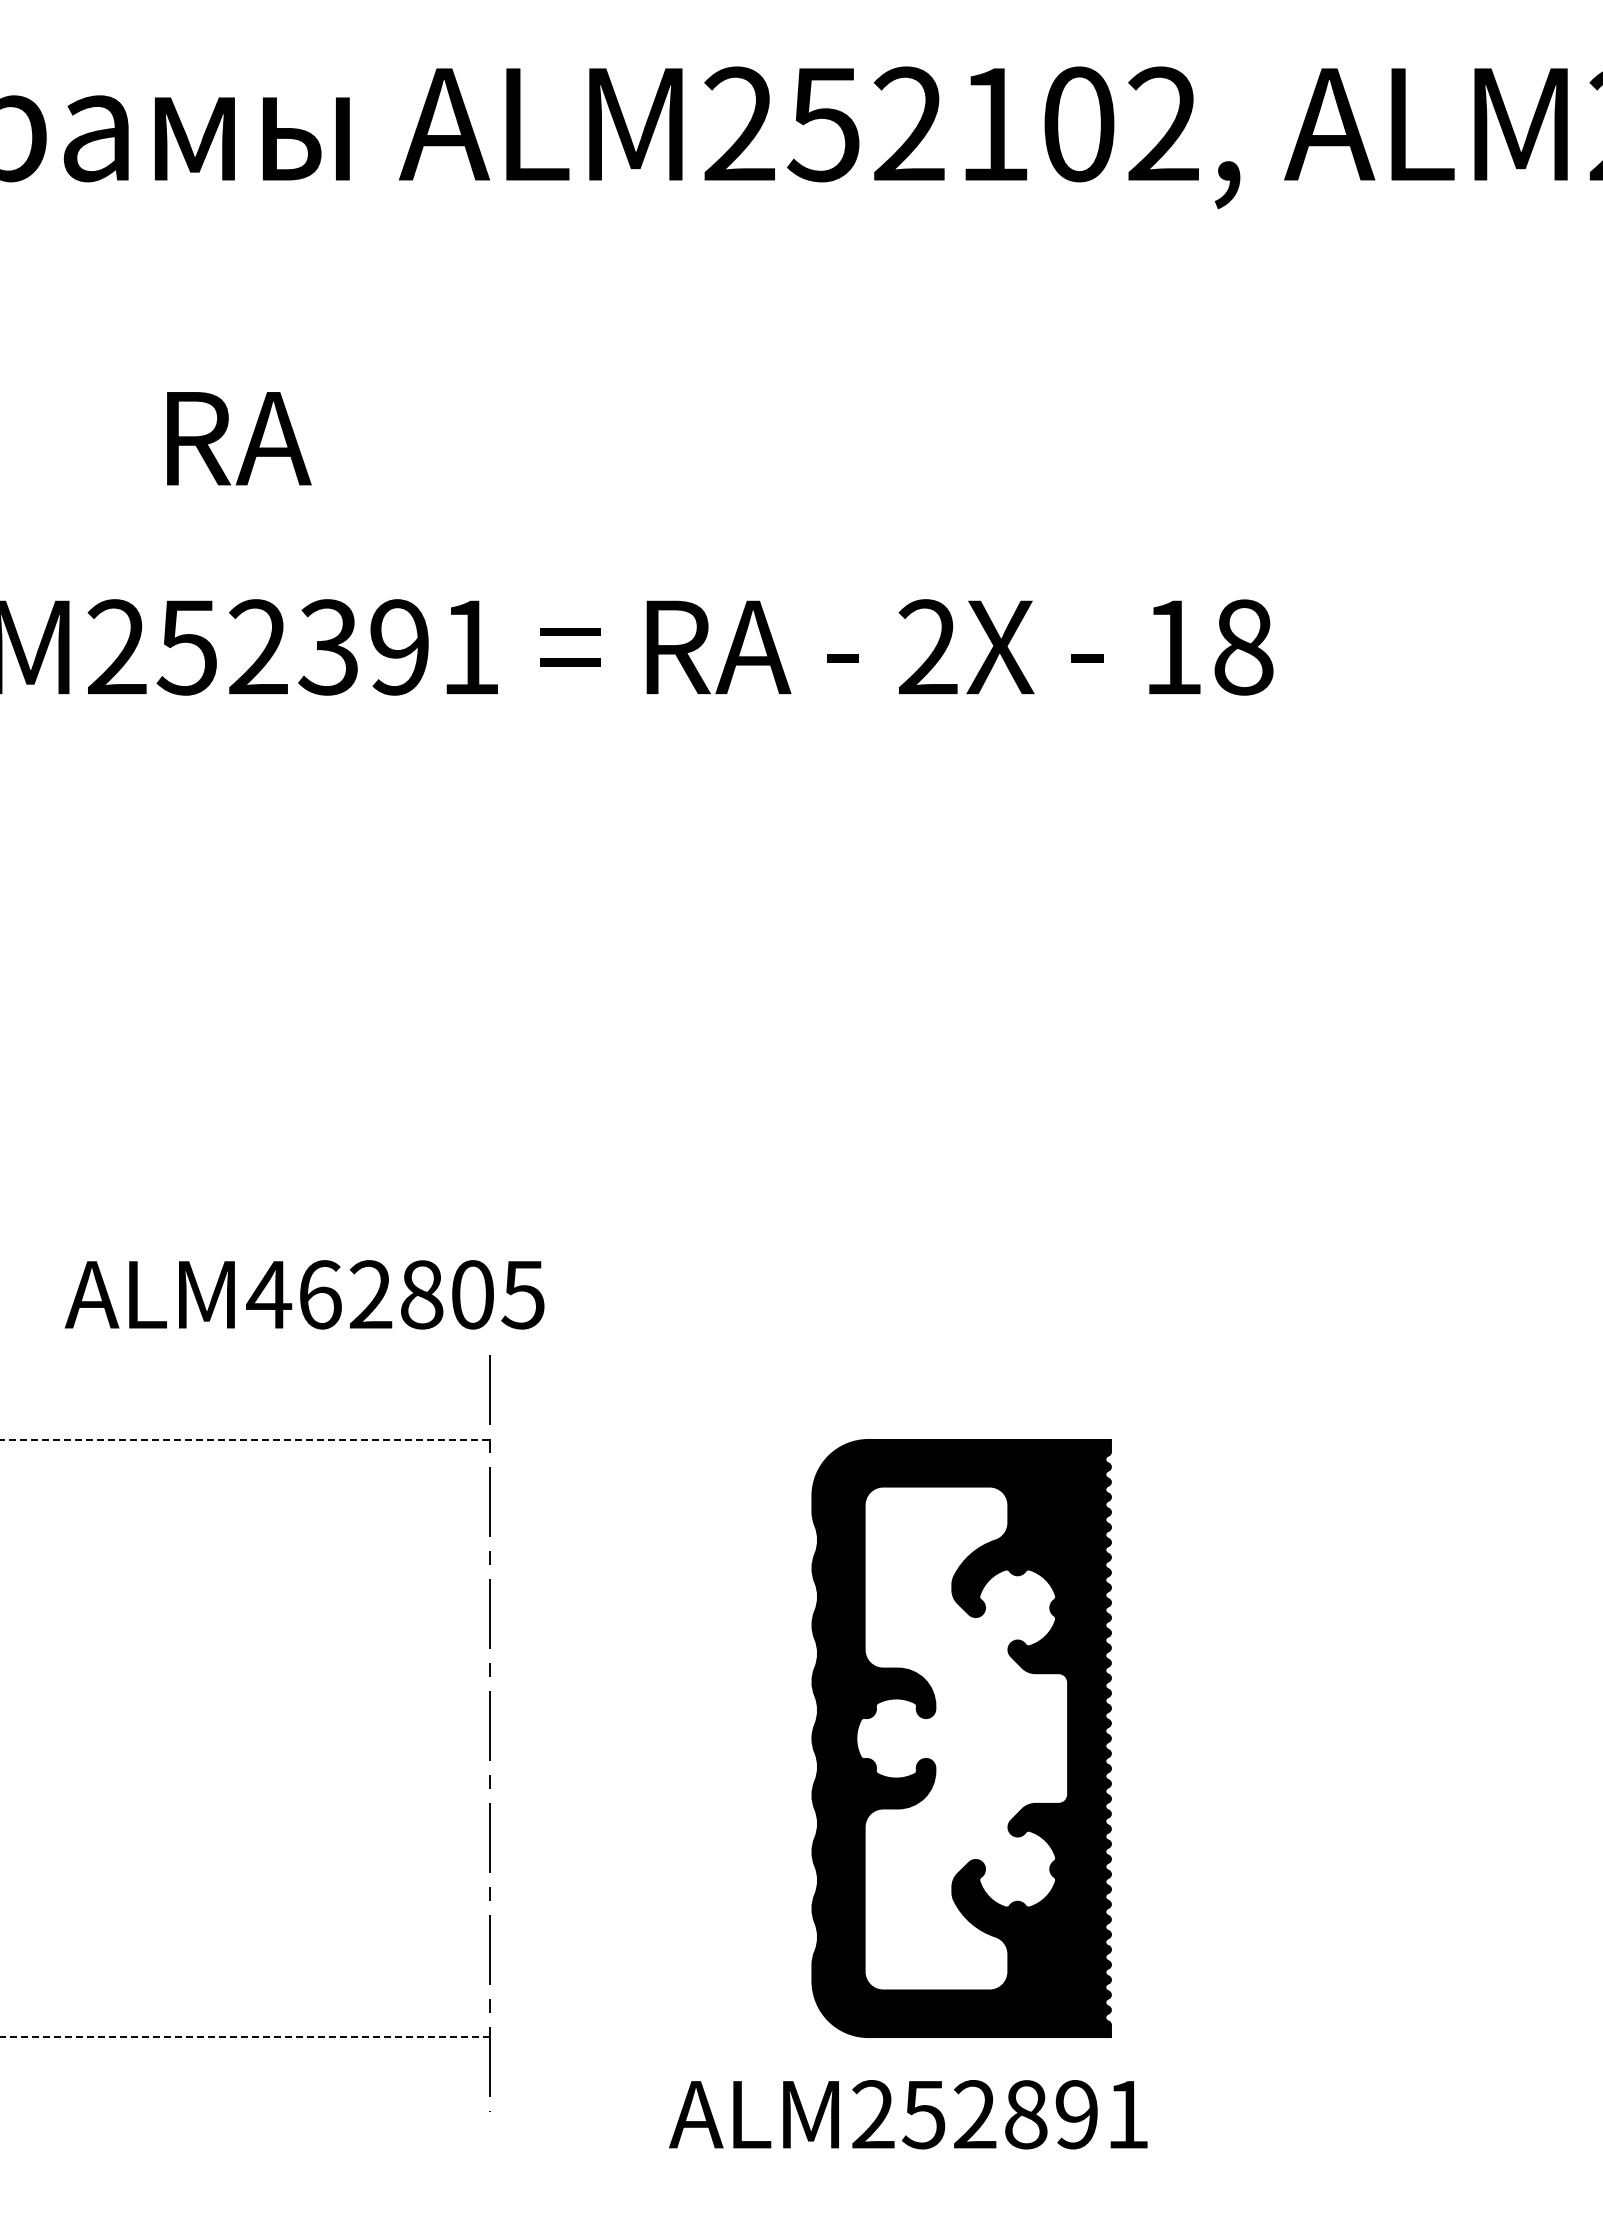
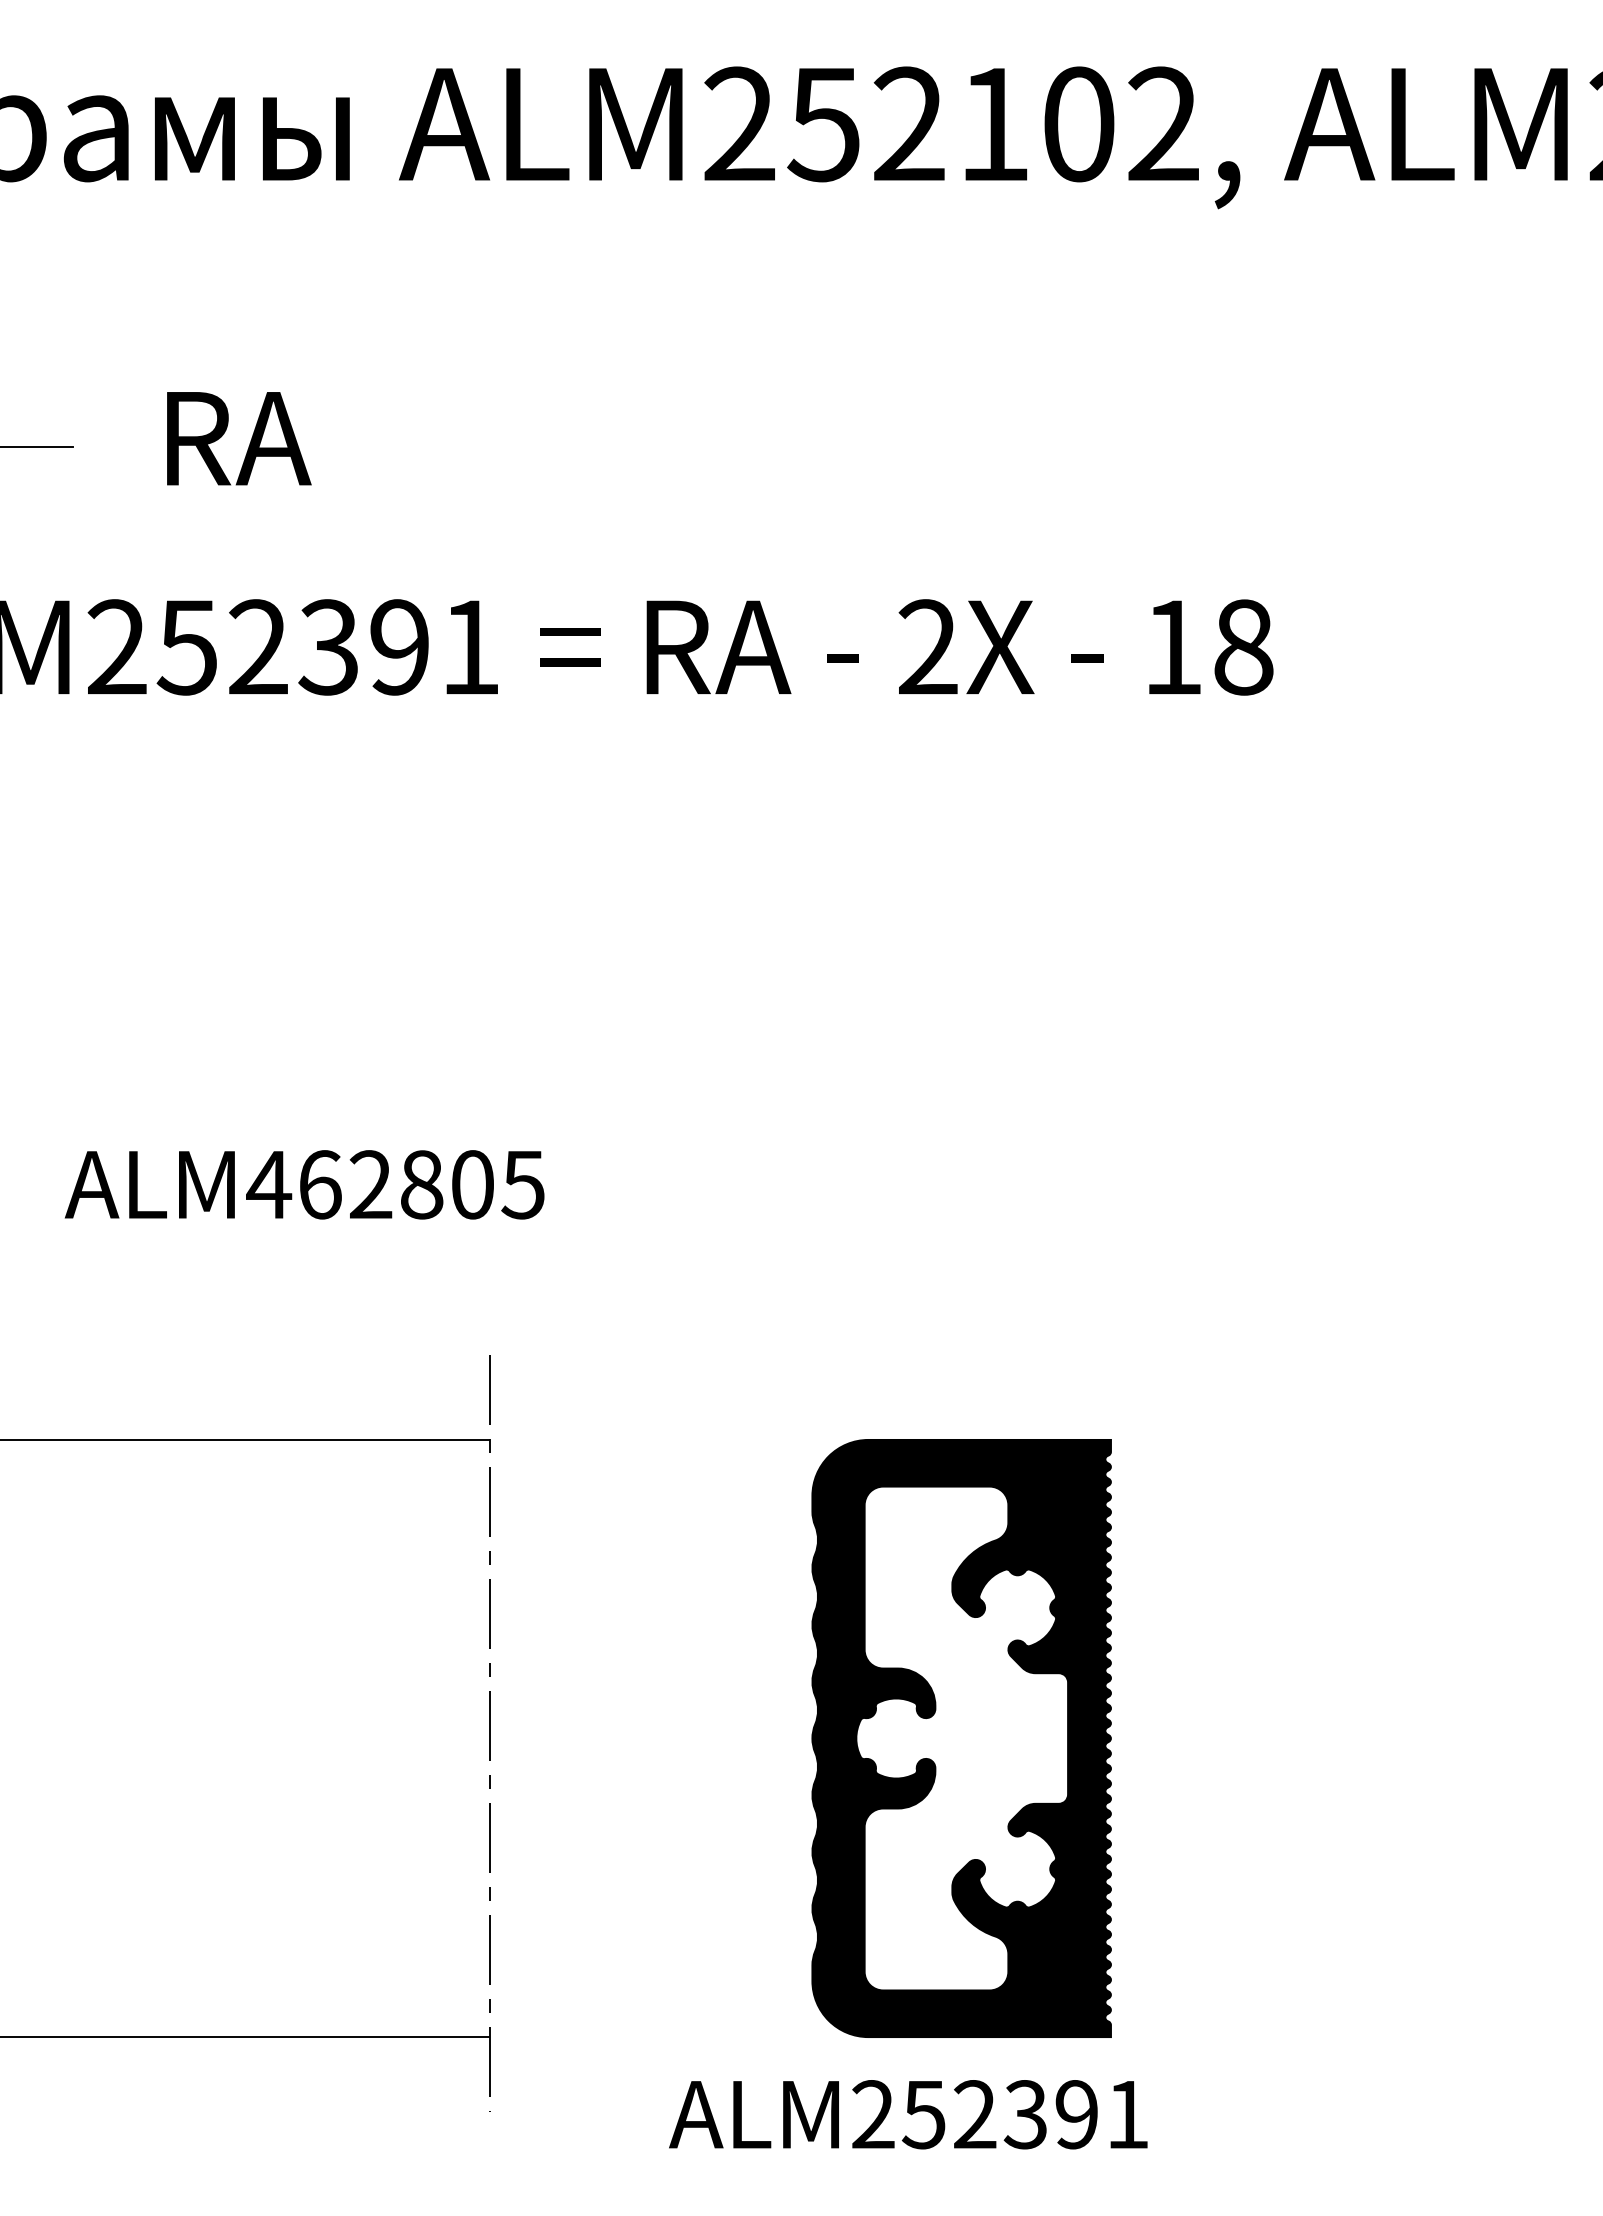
line: none -> present (37, 446)
text position: (304, 1294) -> (304, 1184) (304, 1184)
line: dashed -> solid (0, 1440)
text: ALM252891 -> ALM252391 (1025, 2114)
